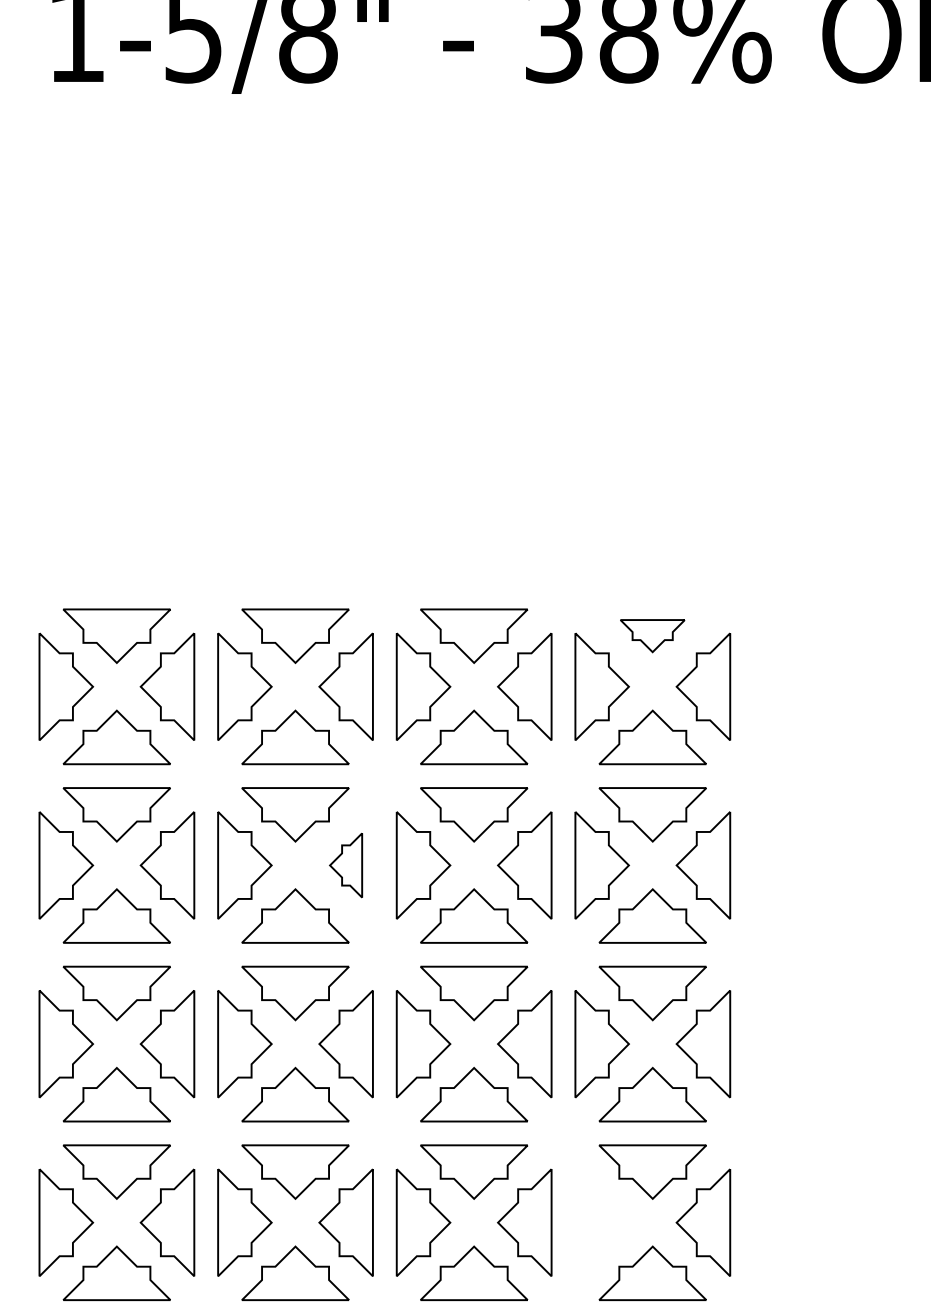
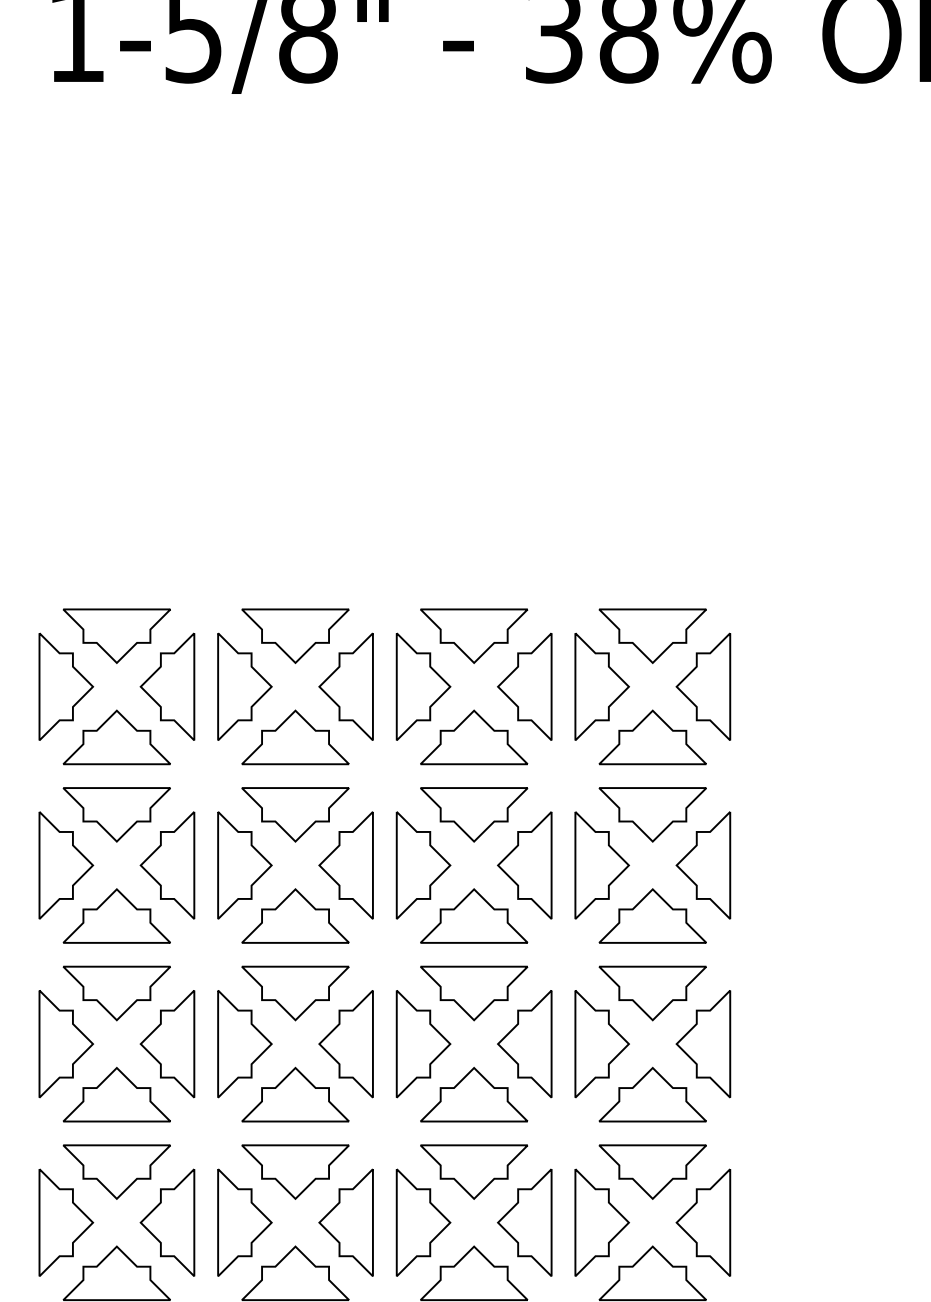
part size: 66x35 px -> 109x56 px (652, 635)
part size: 35x67 px -> 56x109 px (345, 865)
part: none -> present (601, 1222)
